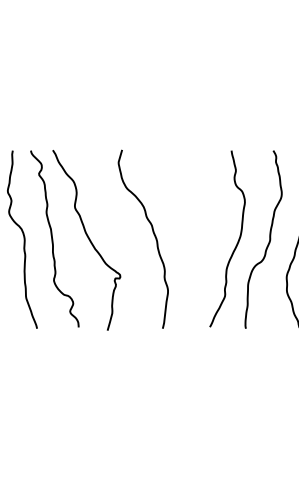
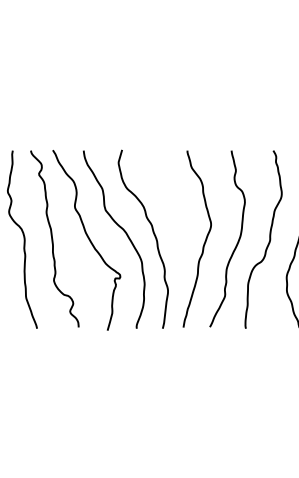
curve: none -> present (122, 230)
curve: none -> present (204, 241)
